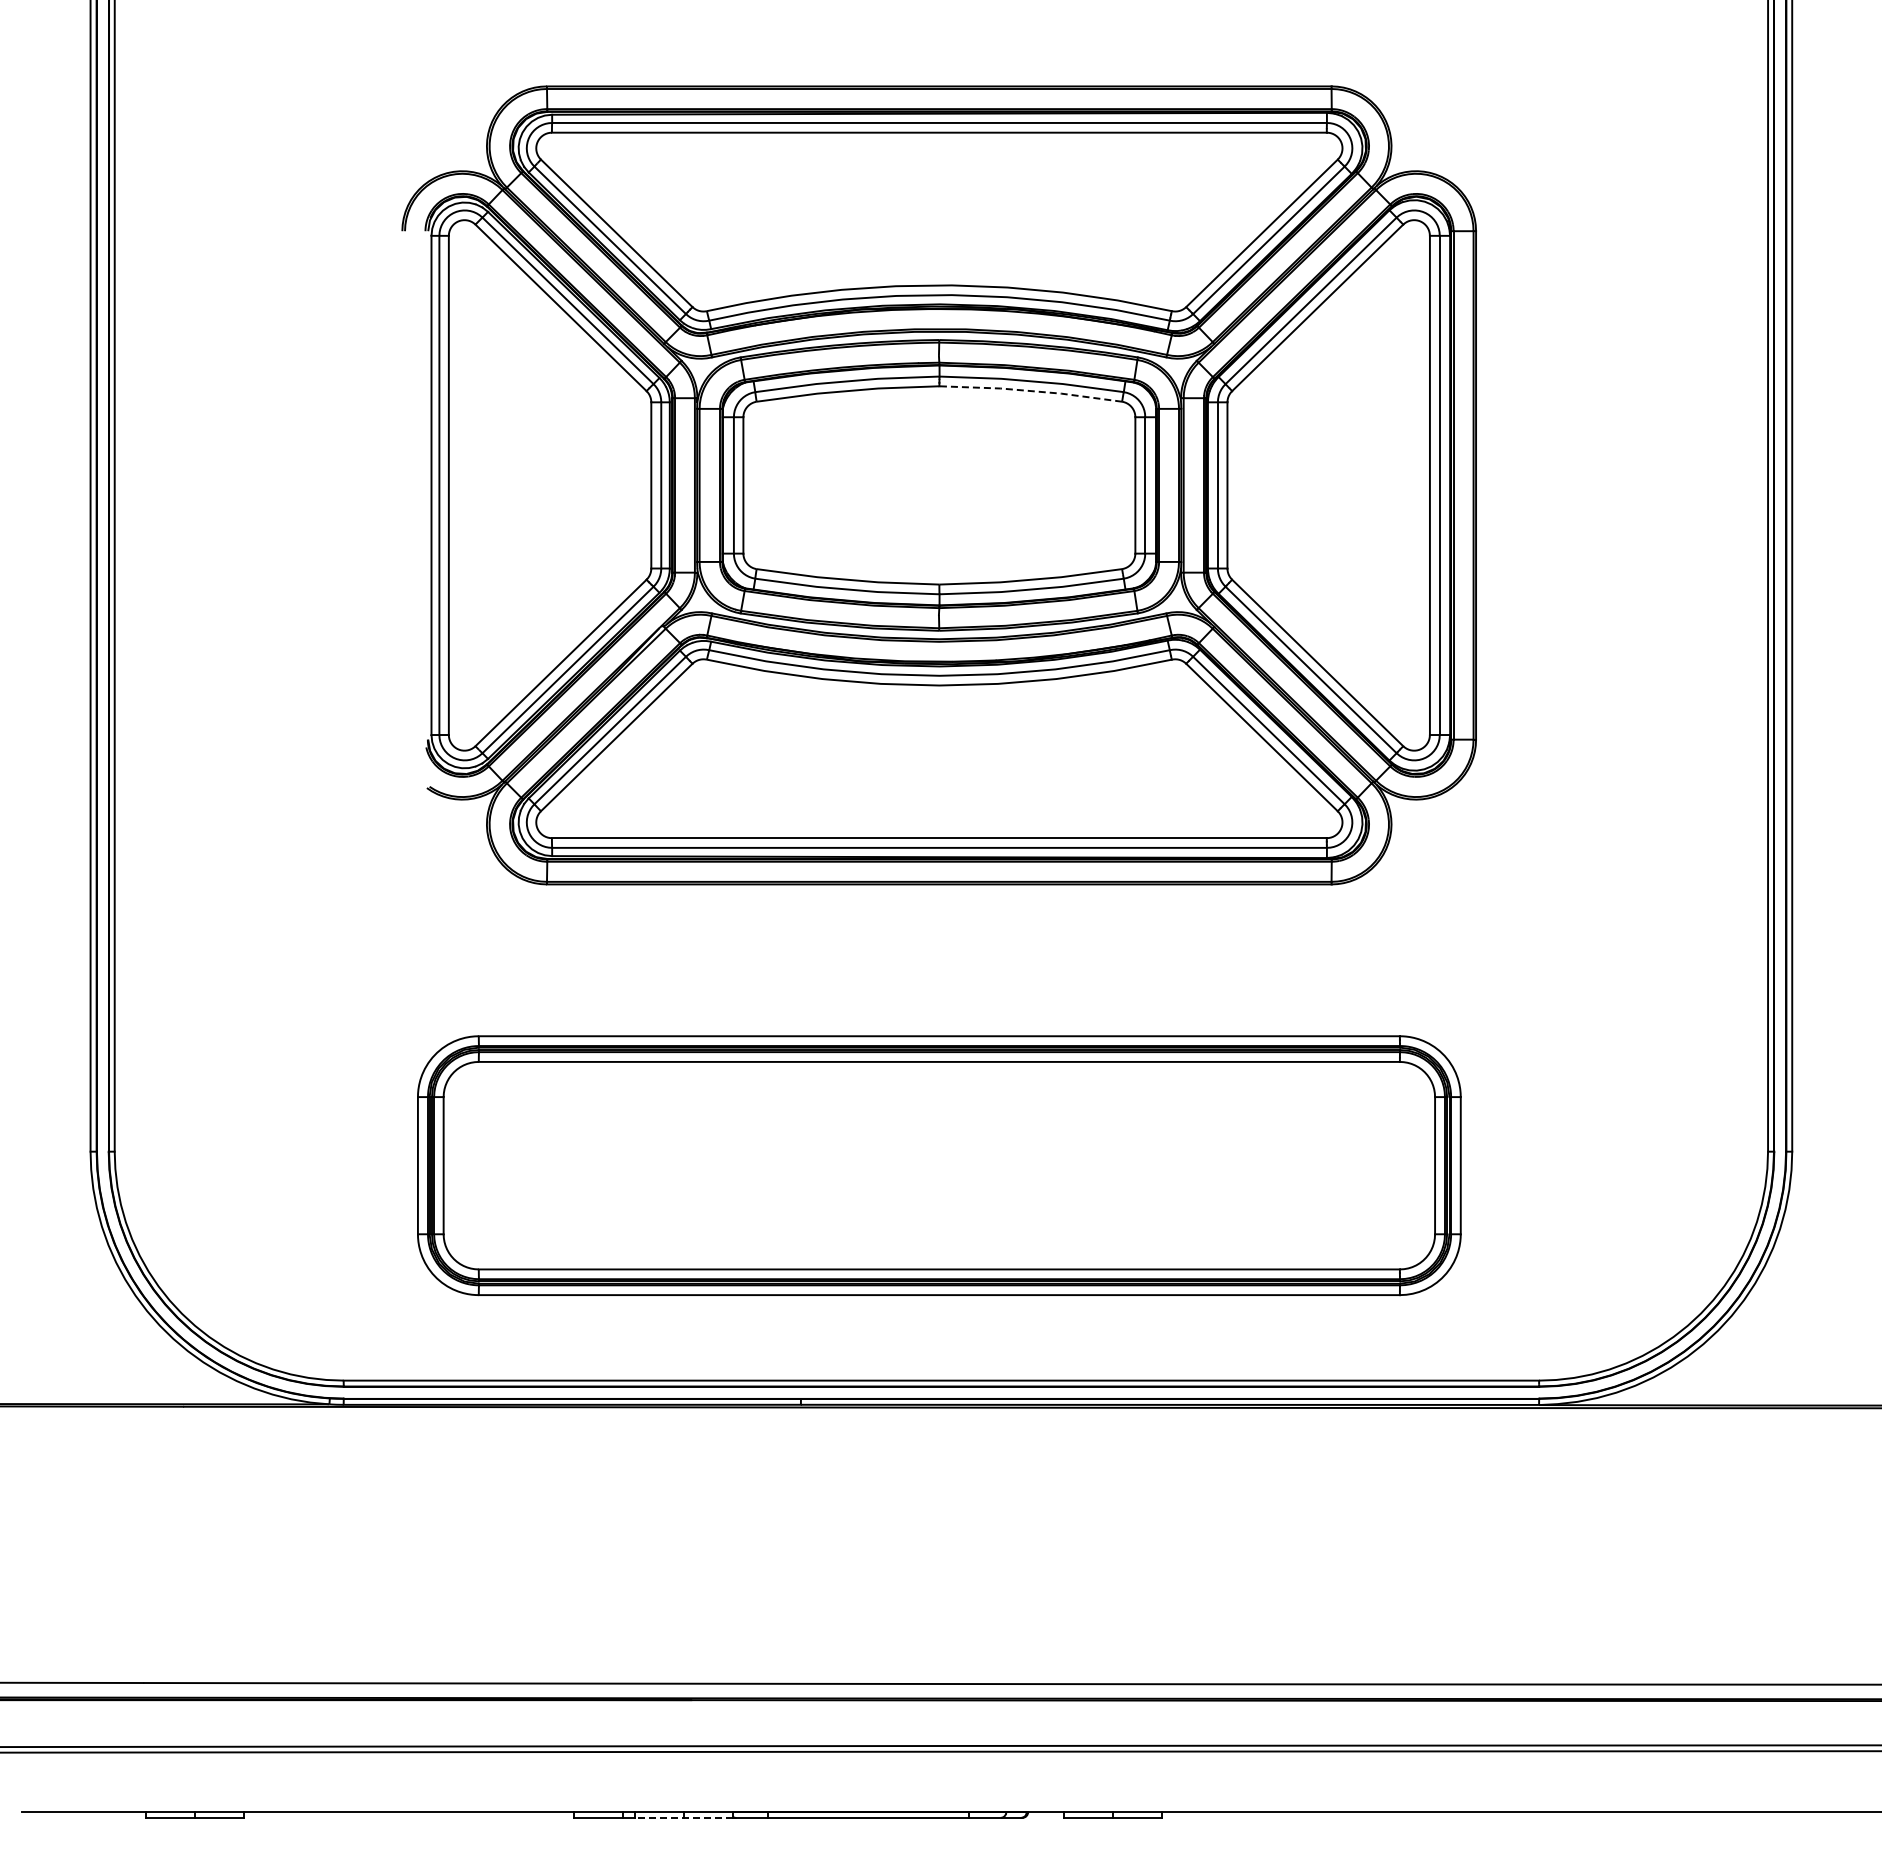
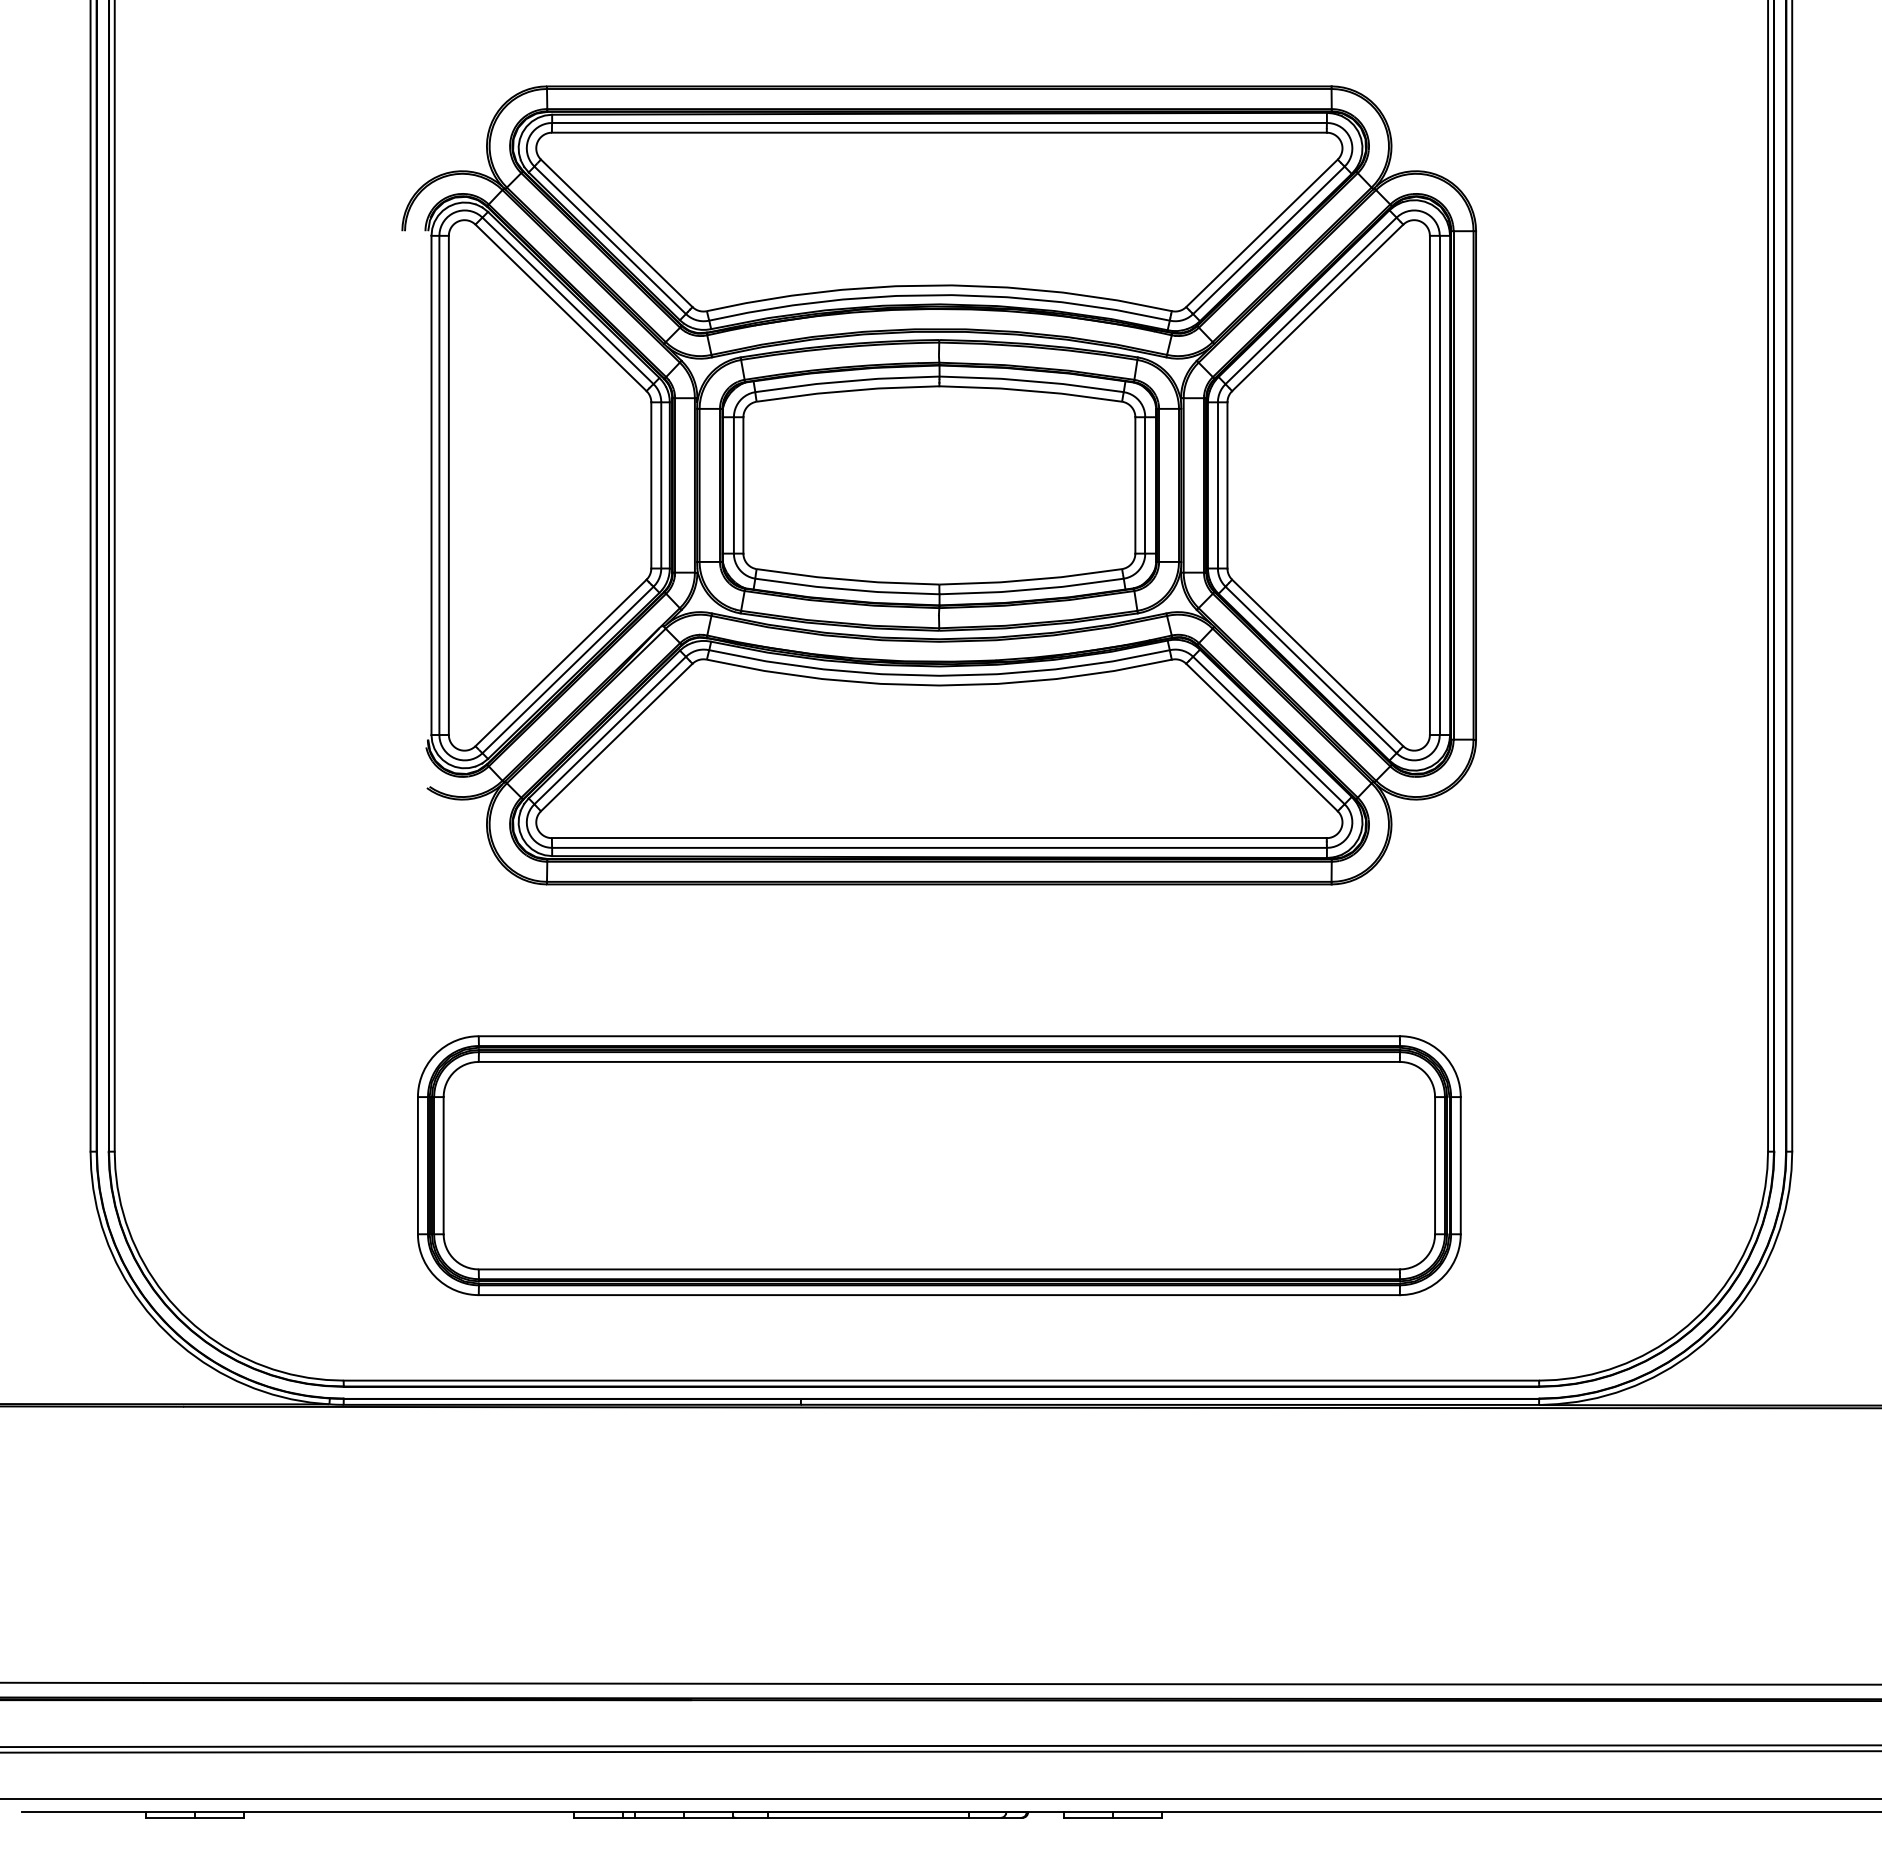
line: dashed -> solid (1030, 391)
line: none -> present (940, 1799)
line: dashed -> solid (684, 1817)
